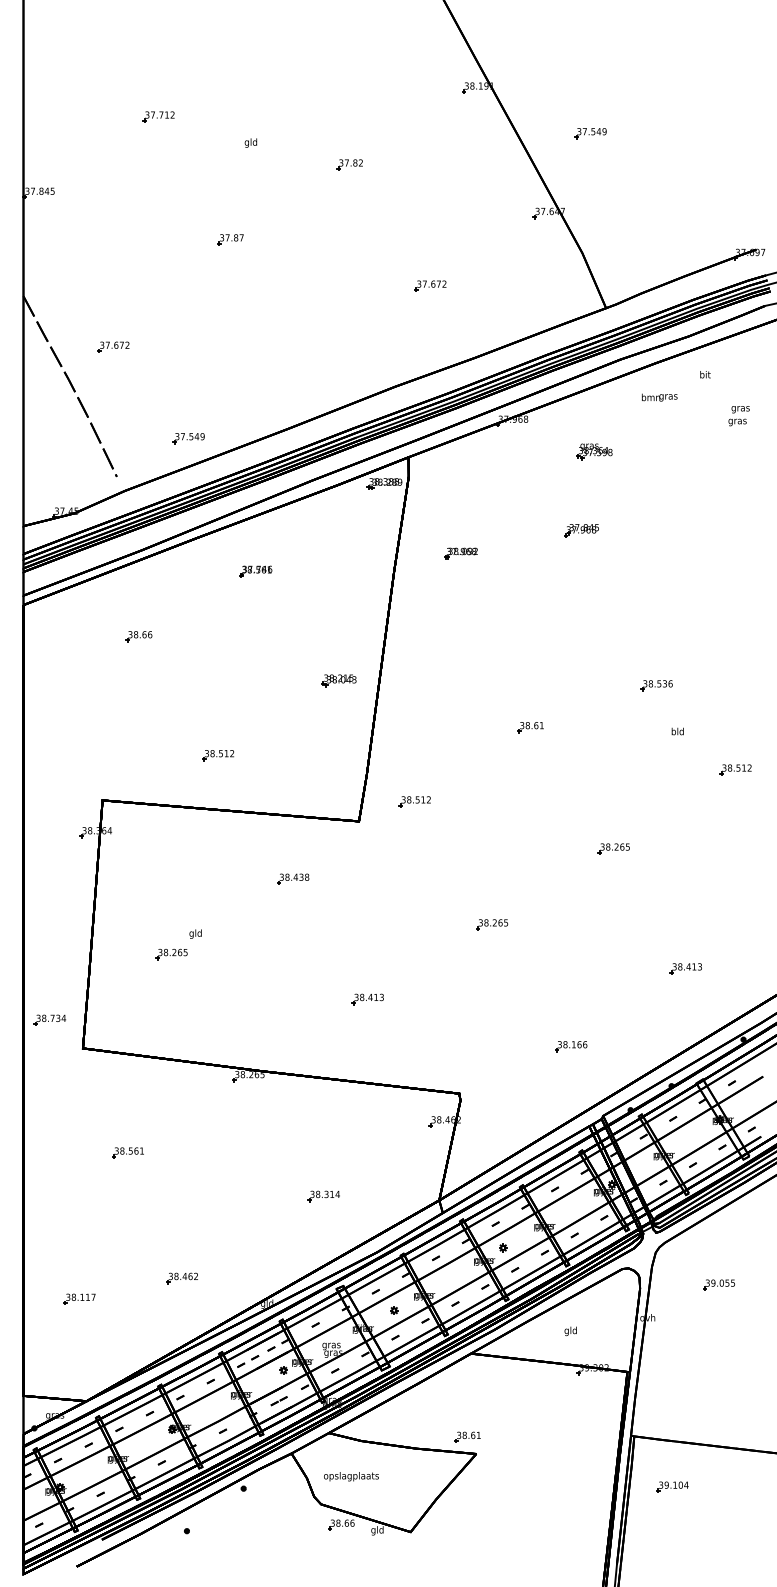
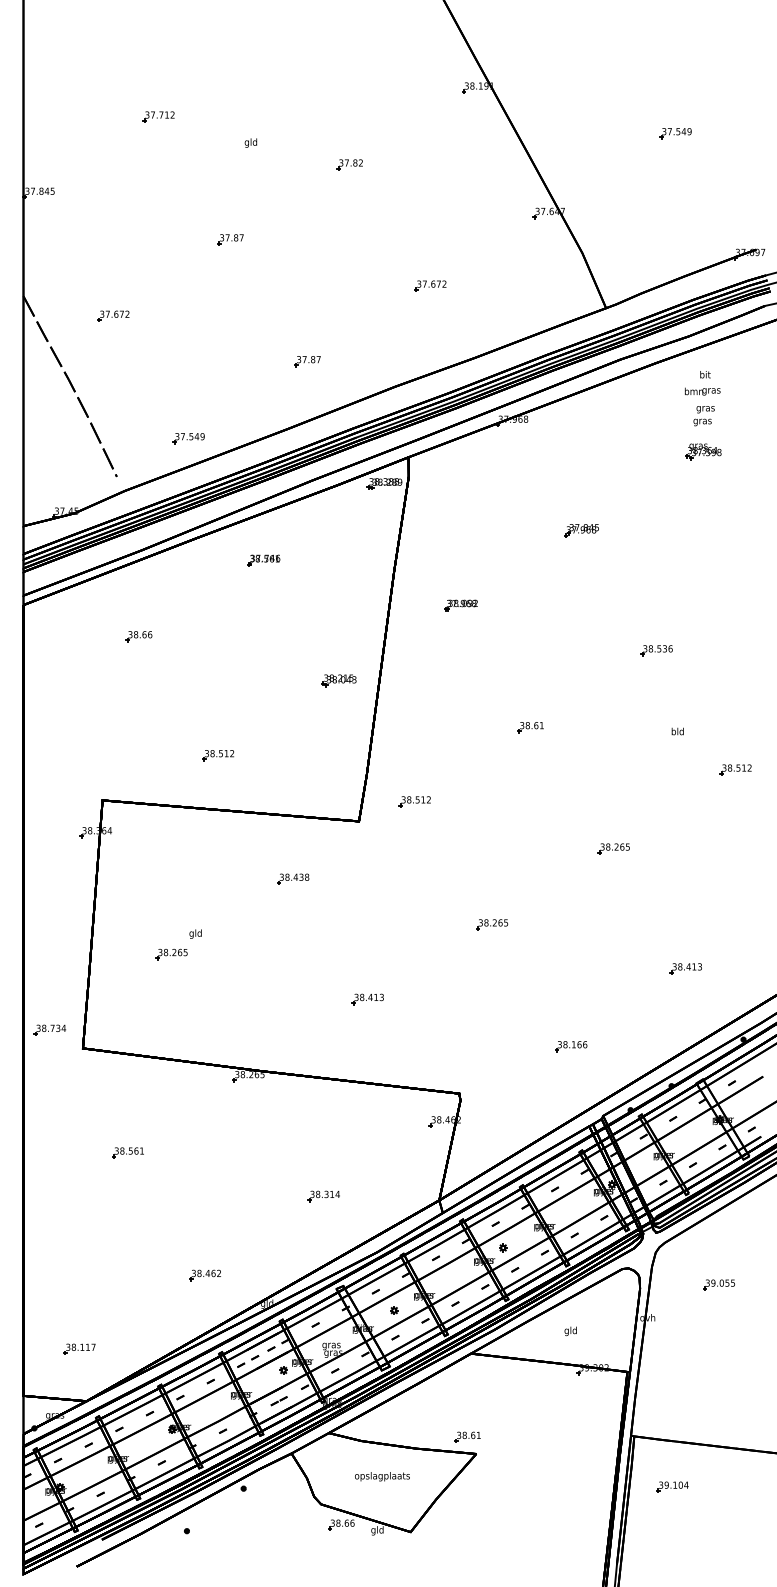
part position: (590, 133) -> (675, 133) (675, 133)
part position: (113, 346) -> (113, 315) (113, 315)
part: none -> present (307, 361)
text position: (659, 397) -> (702, 391) (702, 391)
text position: (738, 416) -> (703, 416) (703, 416)
part position: (594, 451) -> (703, 451) (703, 451)
part position: (460, 553) -> (460, 605) (460, 605)
part position: (255, 571) -> (263, 560) (263, 560)
part position: (656, 685) -> (656, 650) (656, 650)
part position: (49, 1019) -> (49, 1029) (49, 1029)
part position: (181, 1278) -> (204, 1275) (204, 1275)
part position: (79, 1298) -> (79, 1348) (79, 1348)
text position: (351, 1476) -> (382, 1476) (382, 1476)
